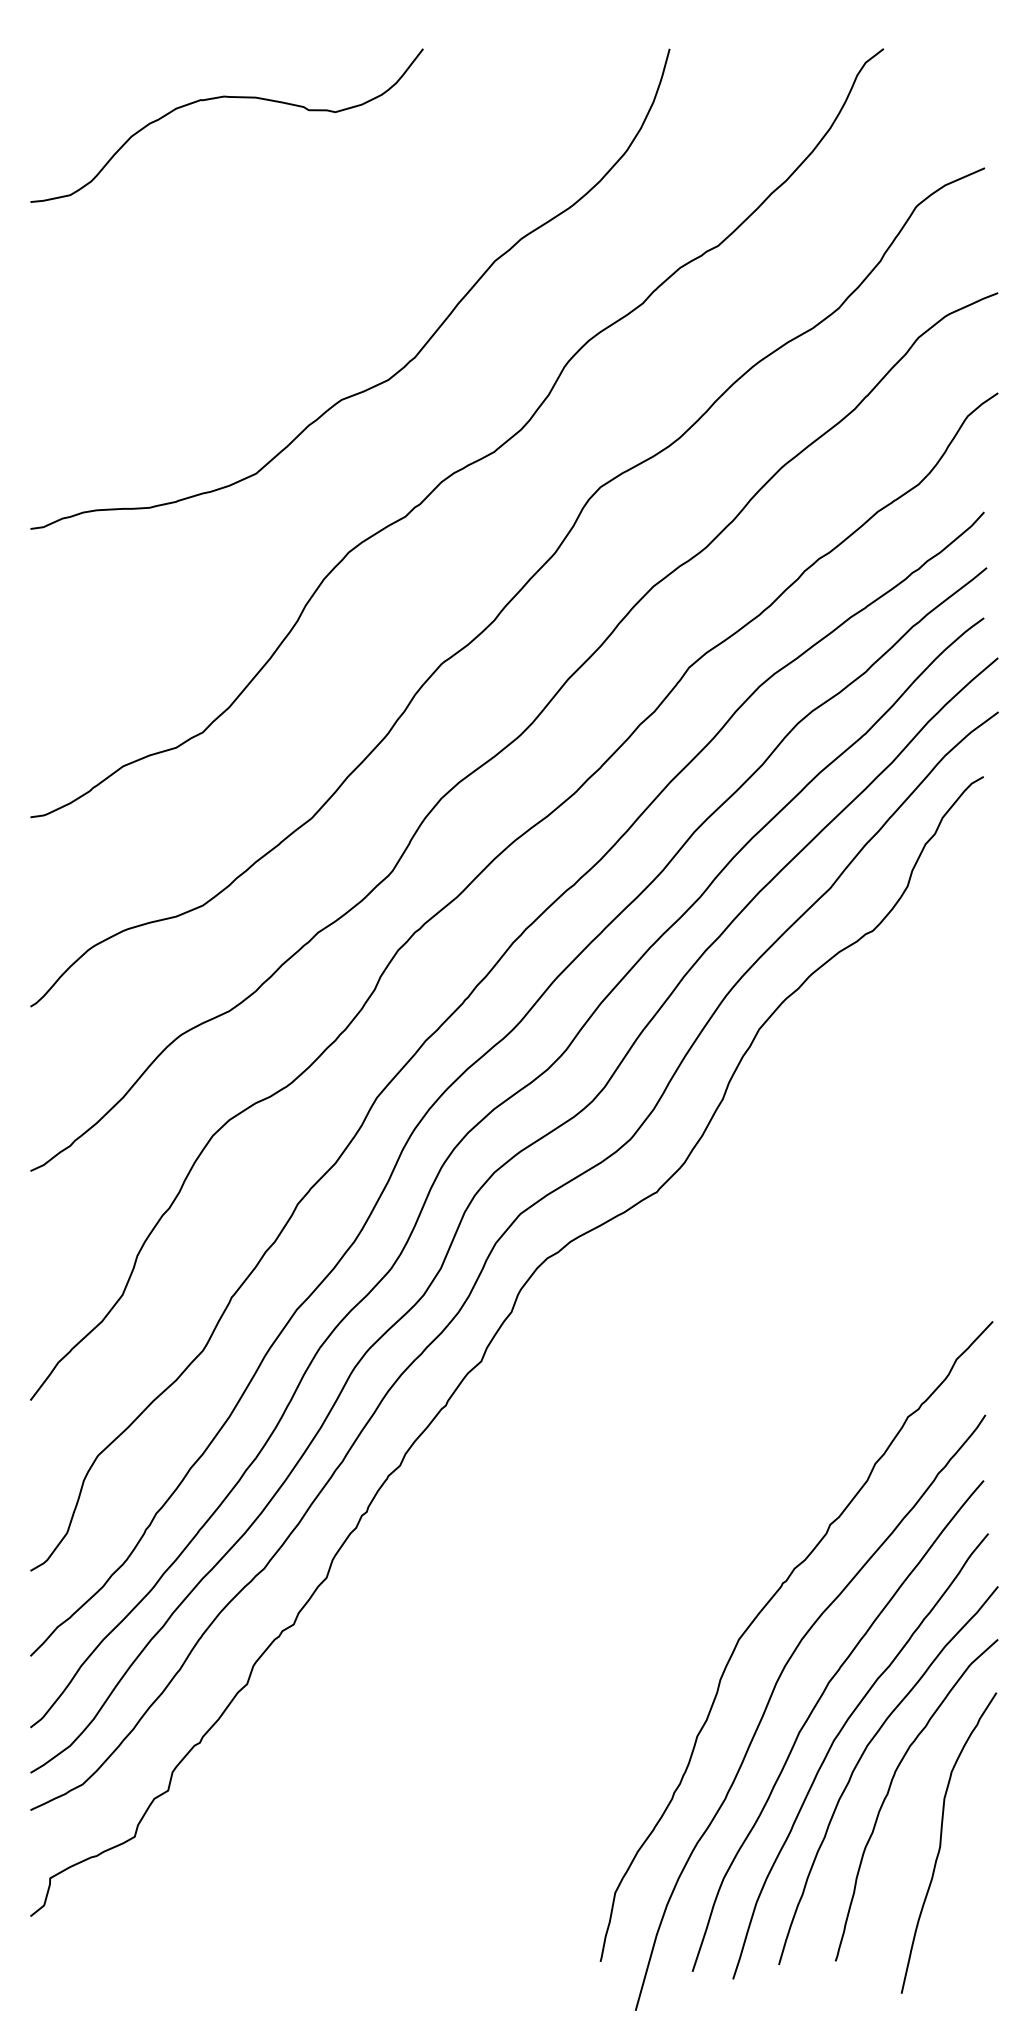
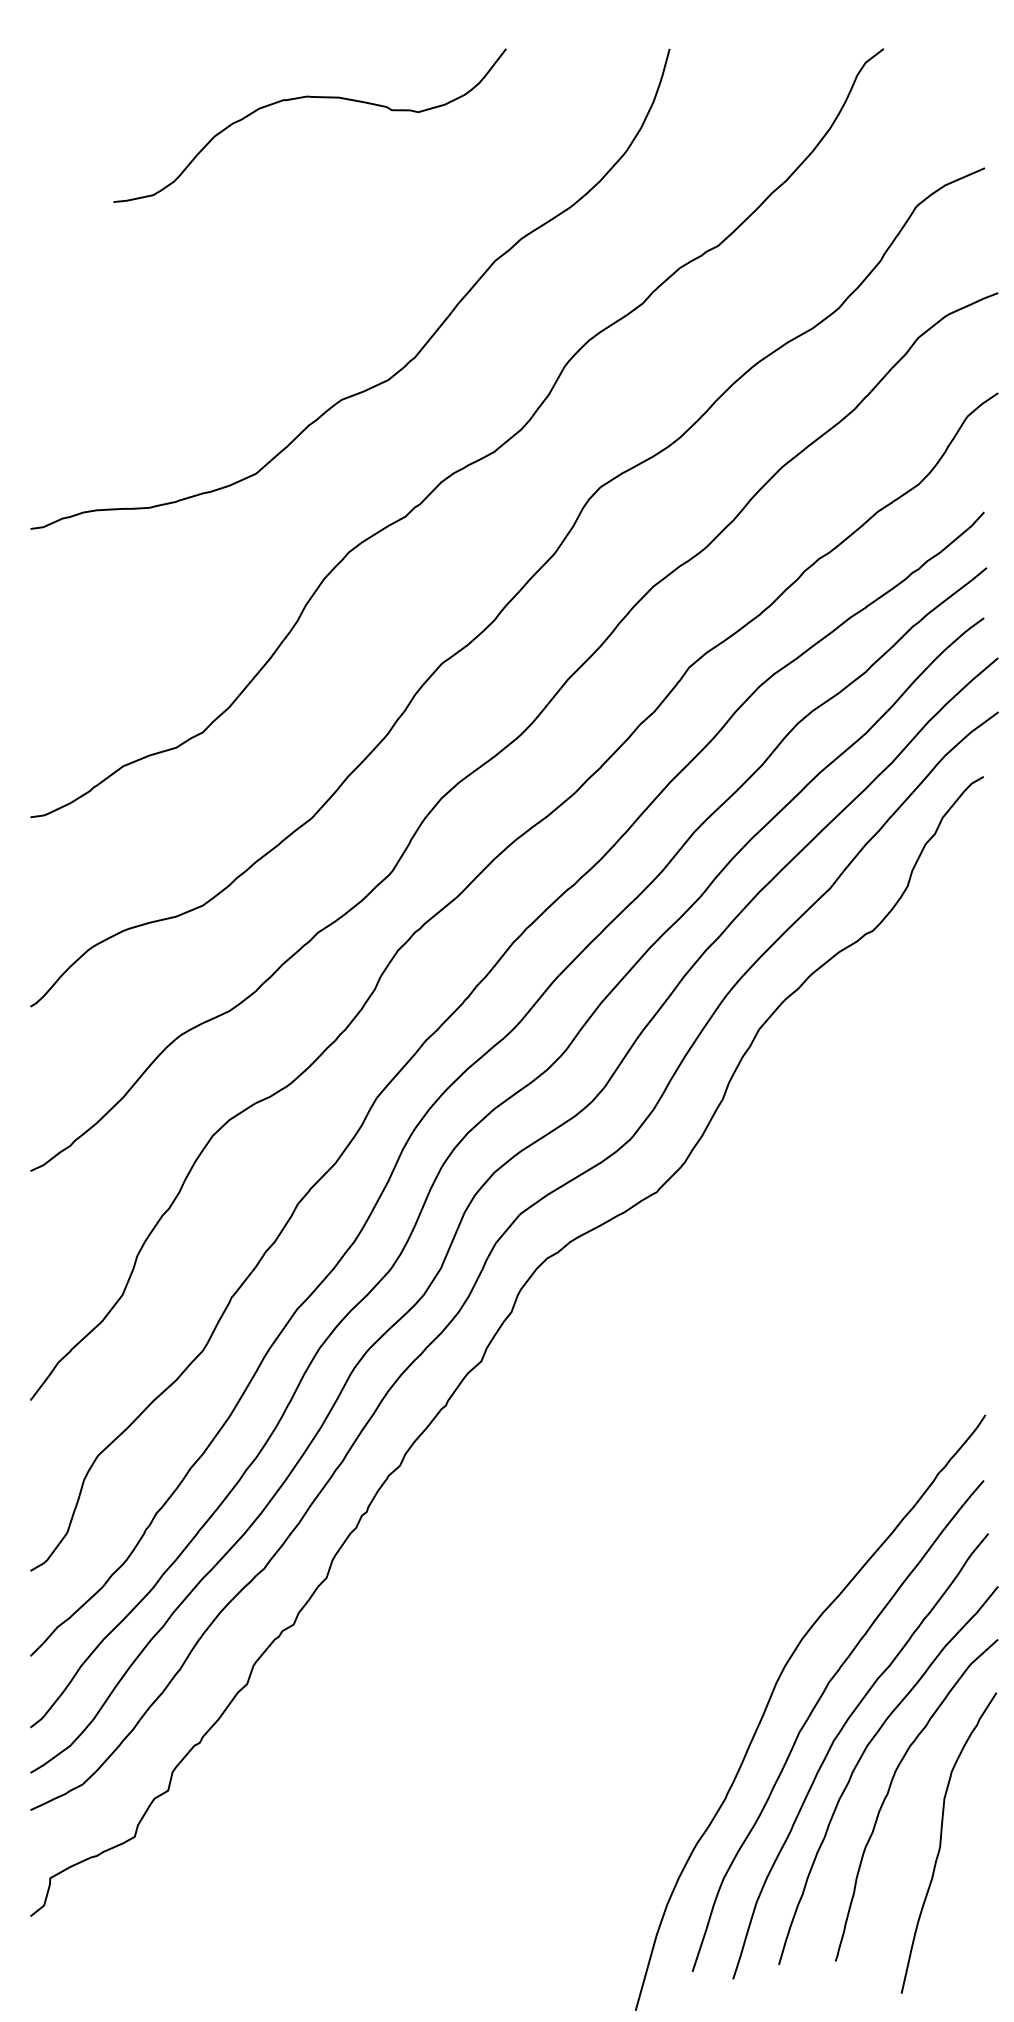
curve position: (220, 98) -> (303, 98) (303, 98)
curve: present -> none (761, 1612)
